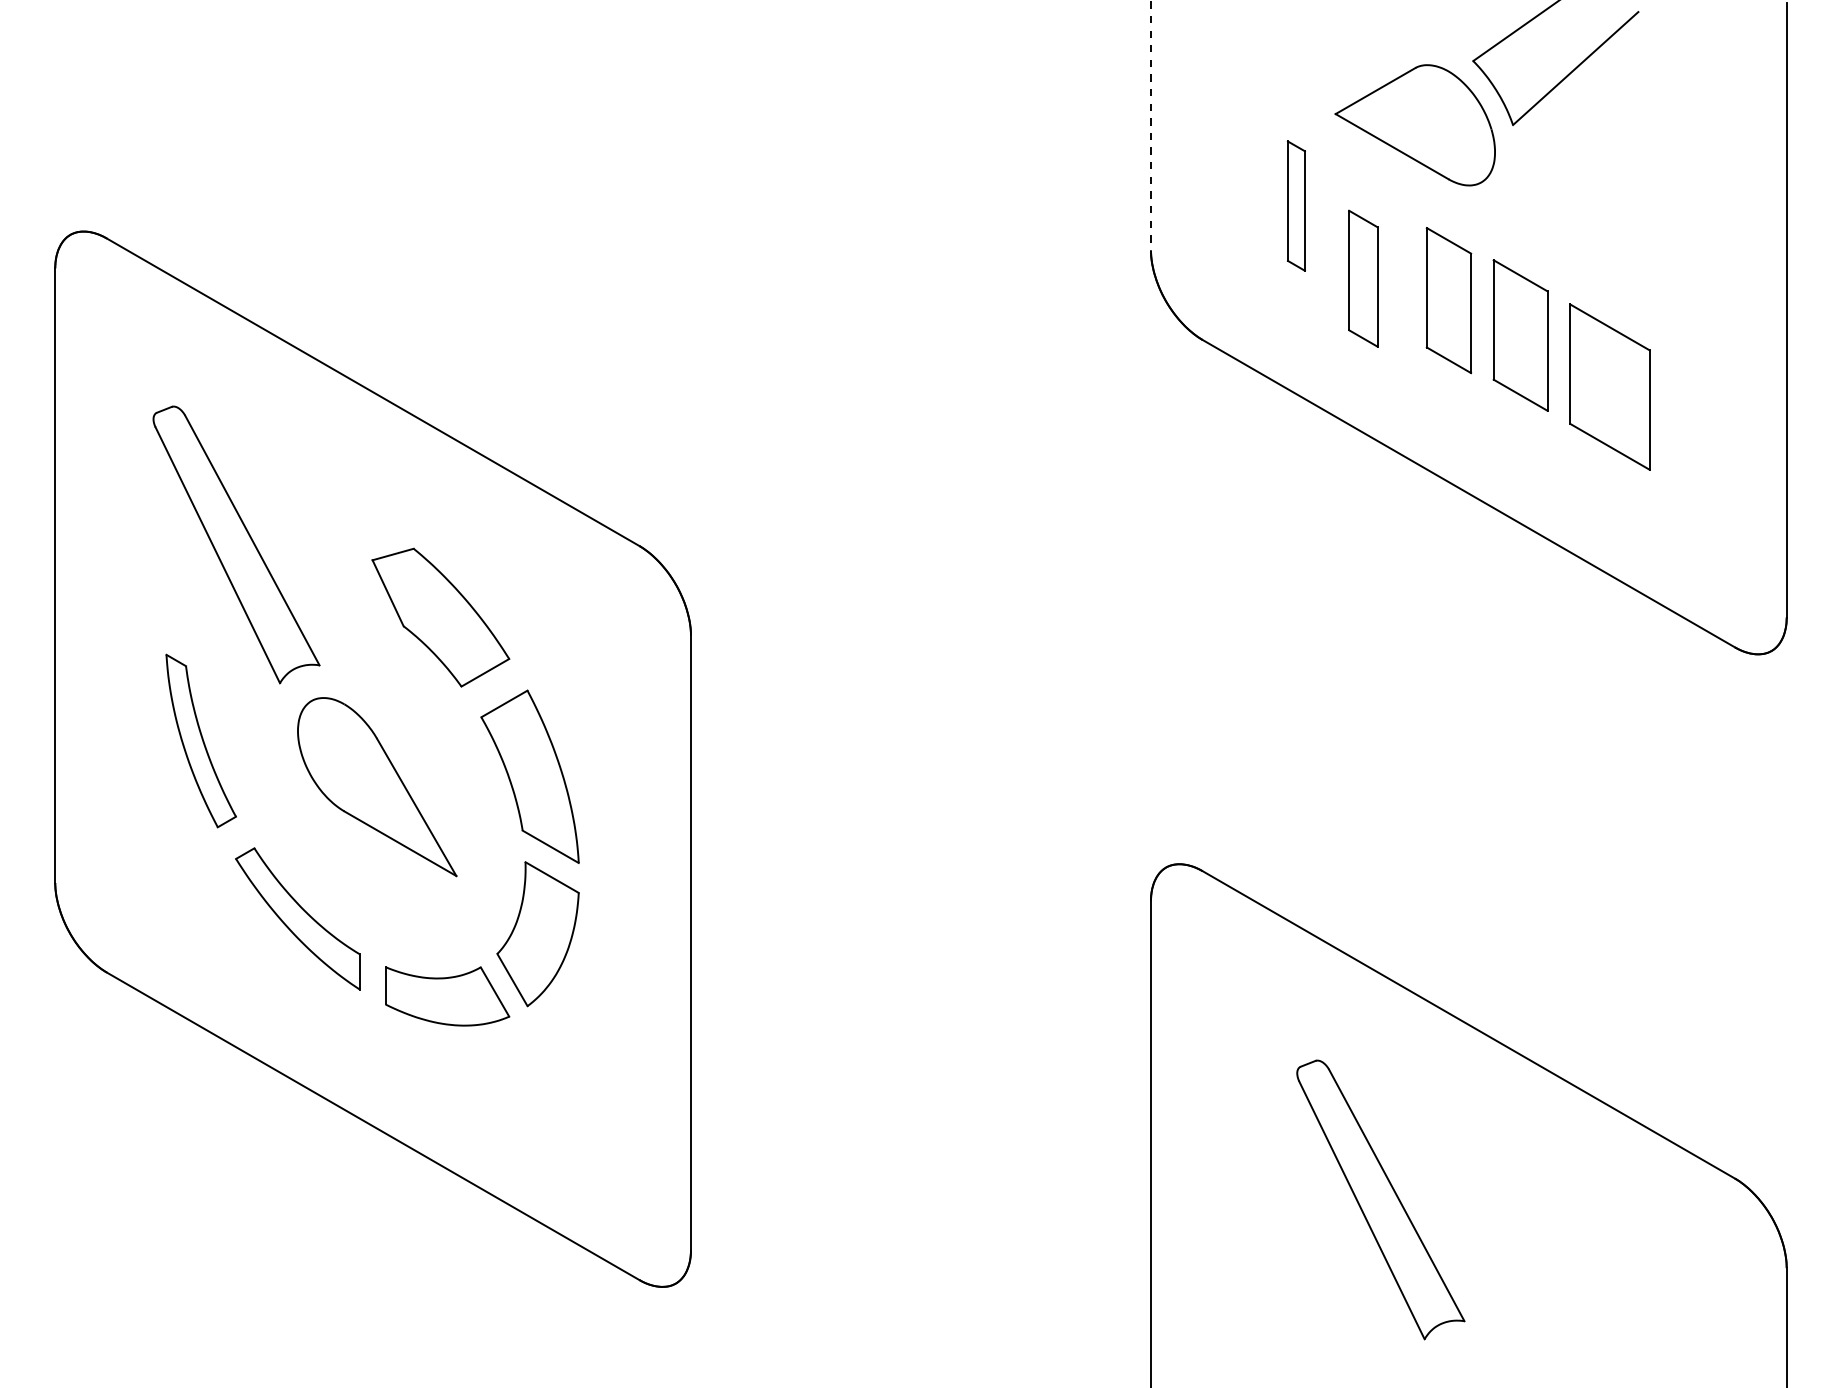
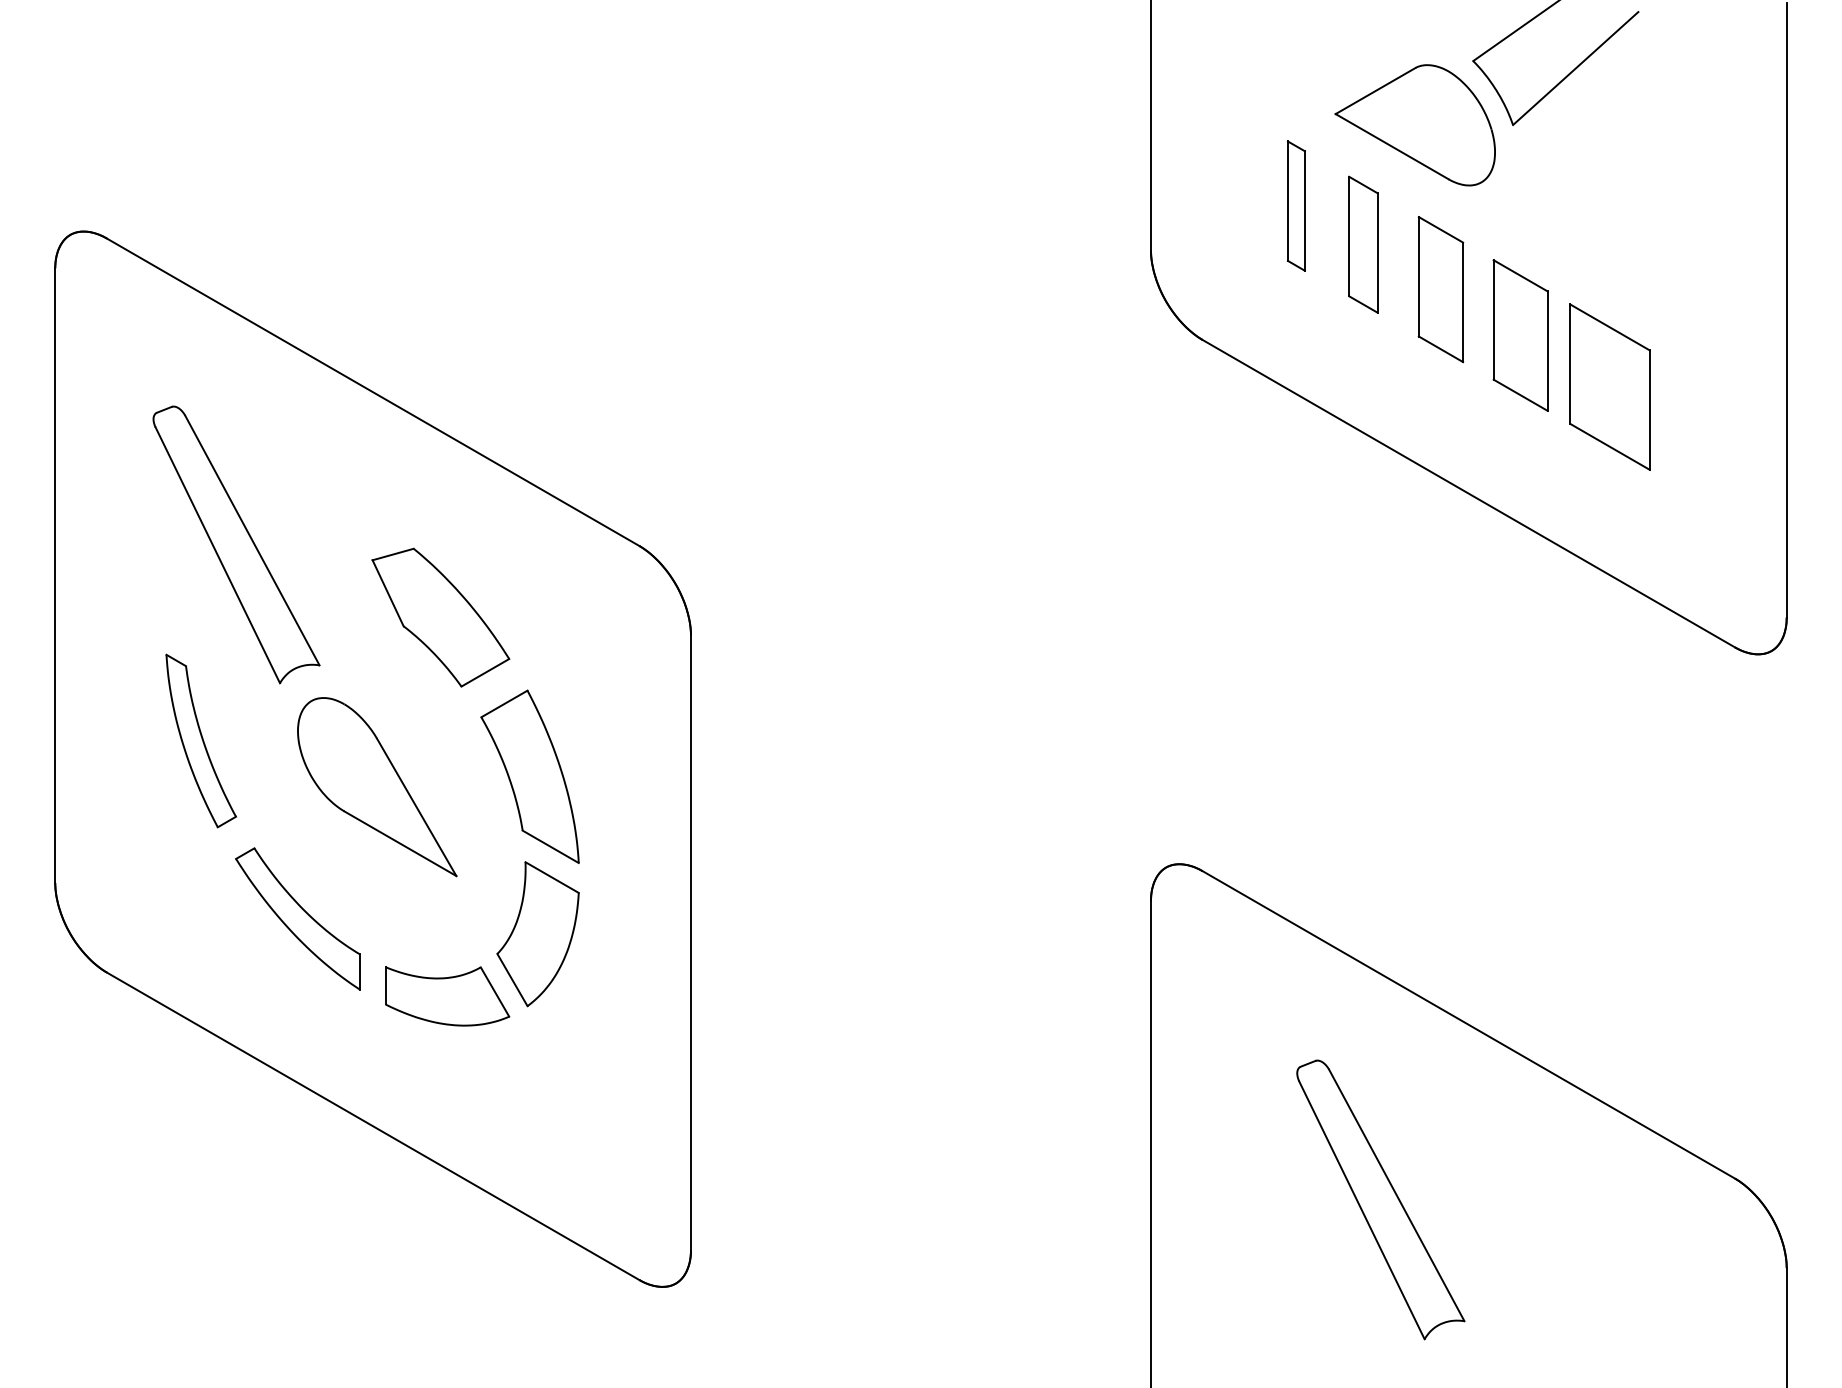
line: dashed -> solid (1150, 125)
part position: (1363, 278) -> (1363, 244) (1363, 244)
part position: (1448, 300) -> (1440, 289) (1440, 289)
